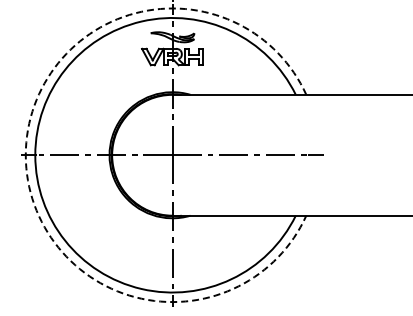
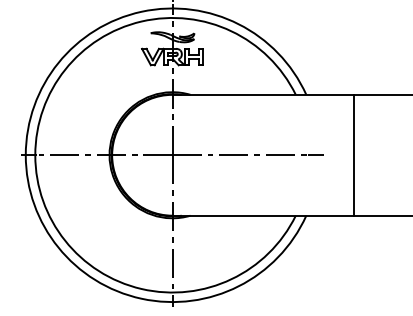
line: none -> present (353, 154)
arc: dashed -> solid (25, 155)
